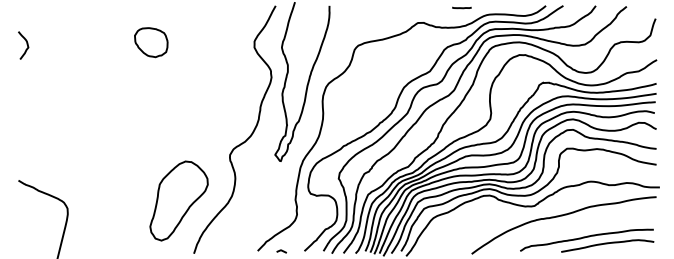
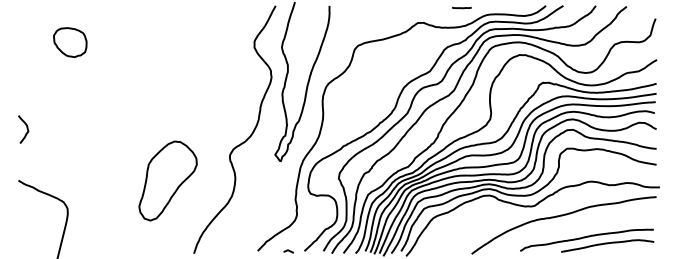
part position: (151, 42) -> (70, 42) (70, 42)
curve position: (26, 44) -> (26, 128) (26, 128)
part position: (178, 200) -> (167, 180) (167, 180)
line position: (281, 251) -> (288, 251) (288, 251)
